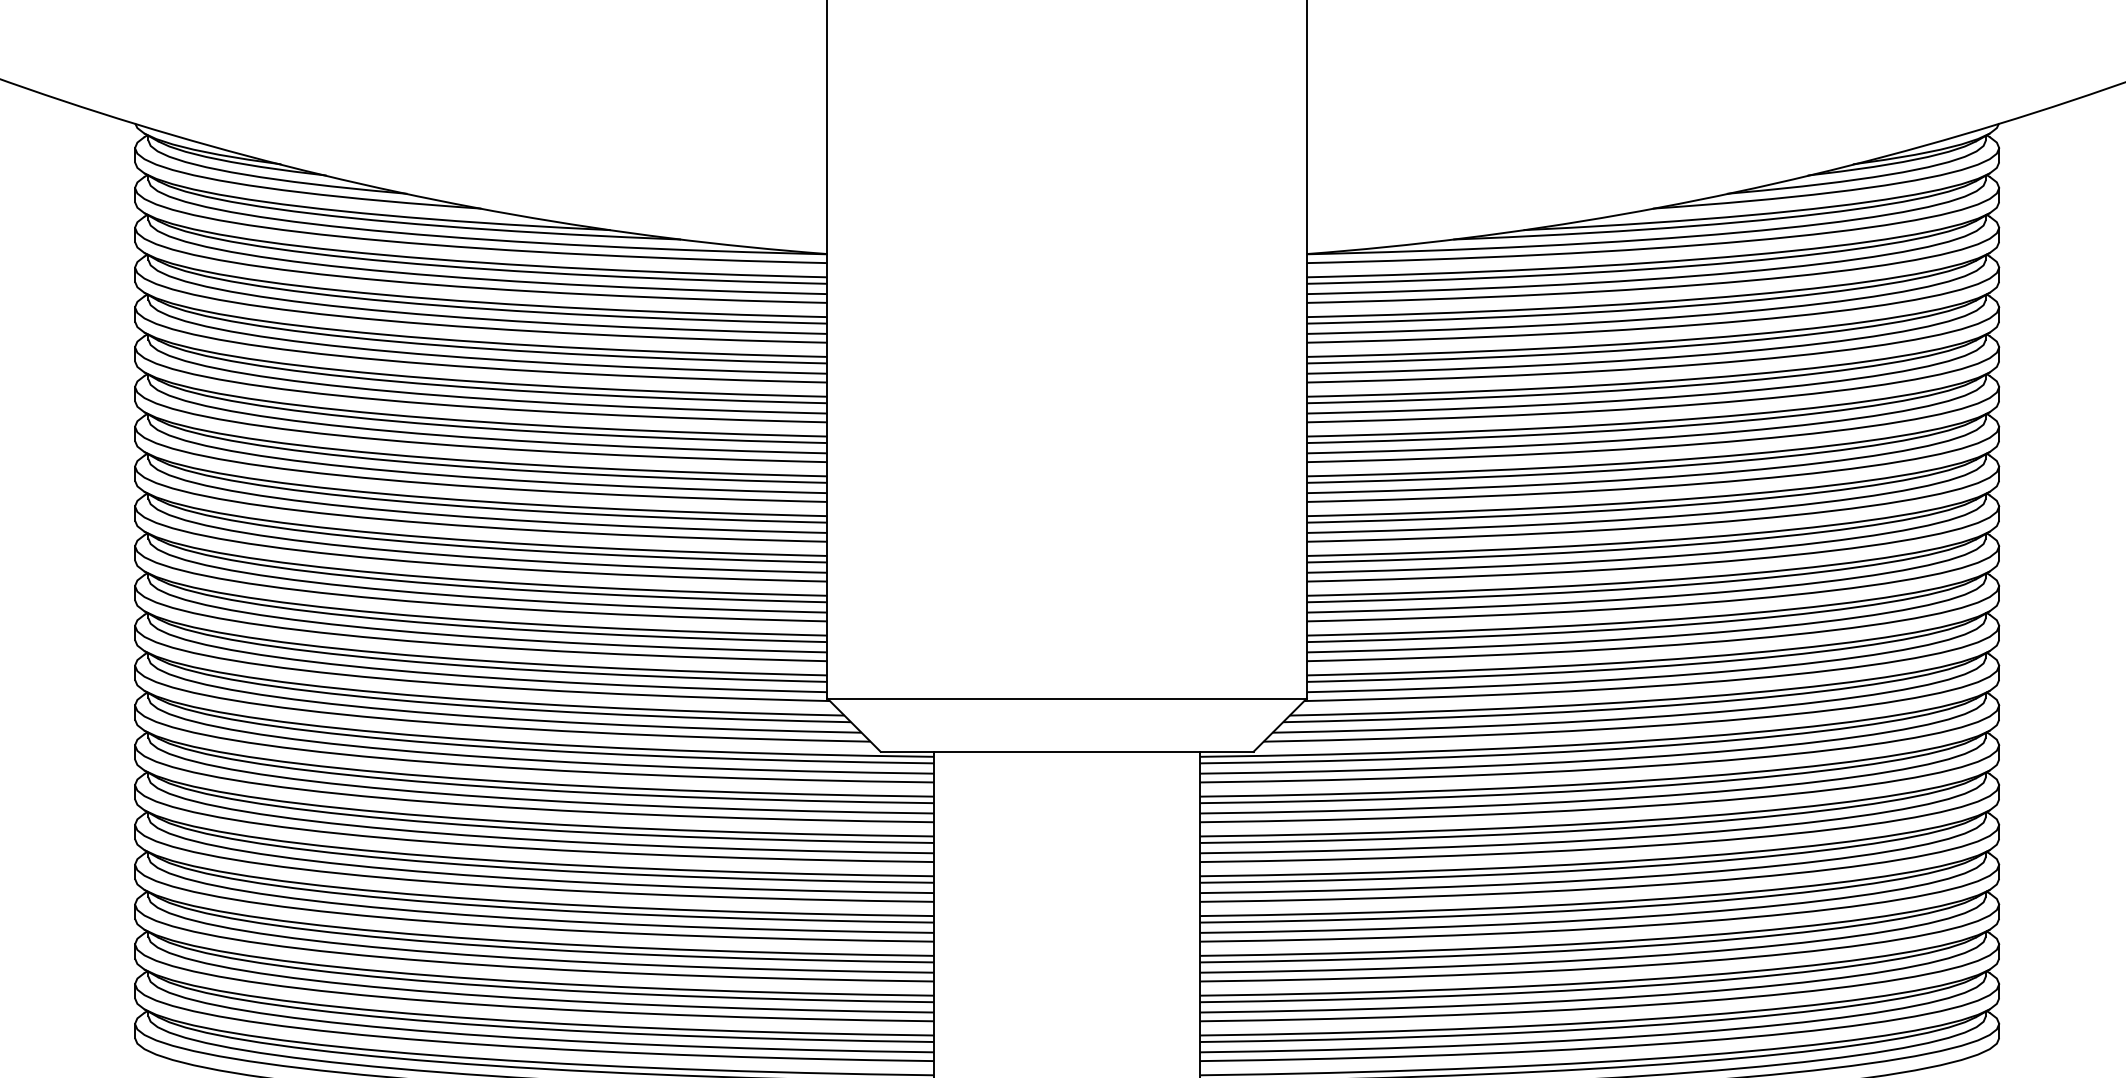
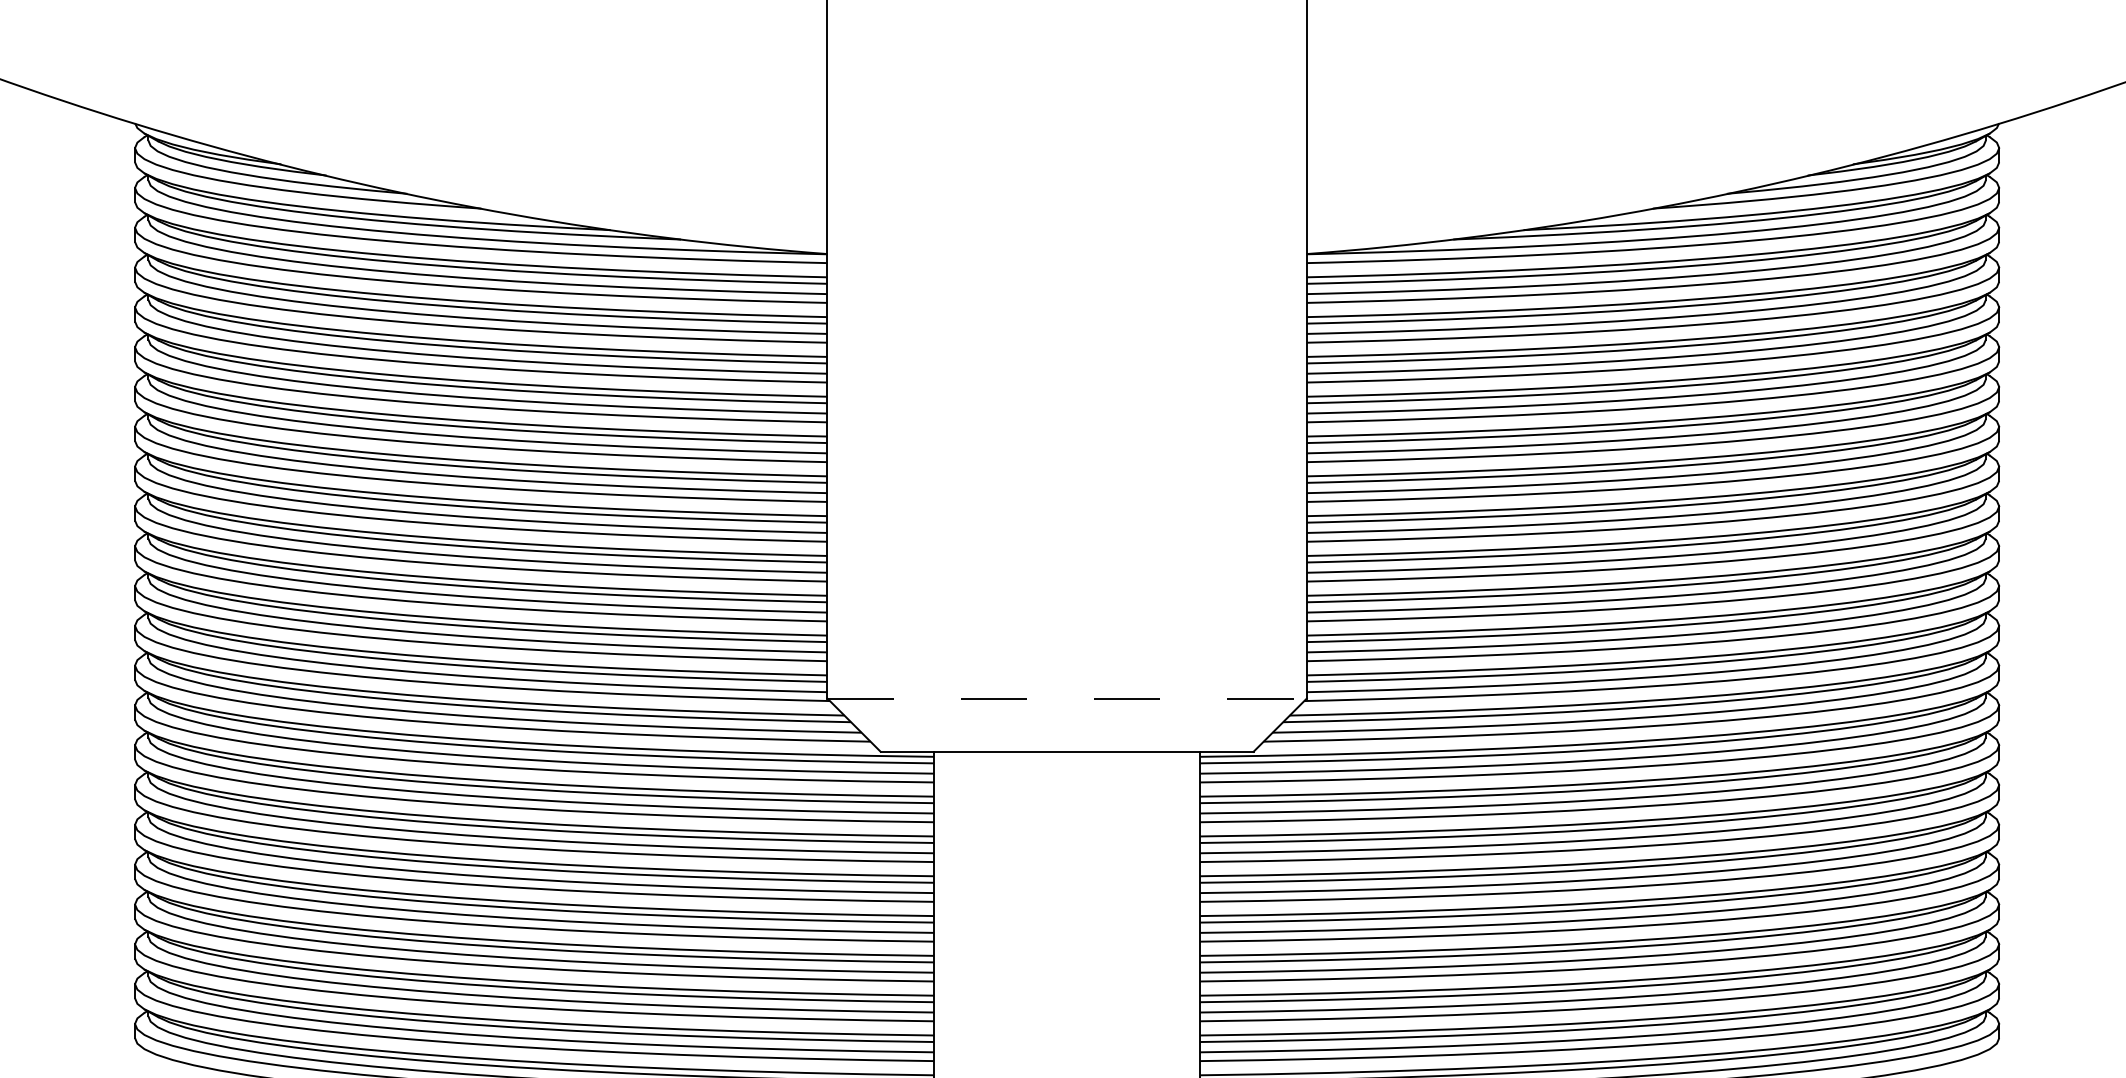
line: solid -> dashed (1067, 698)
